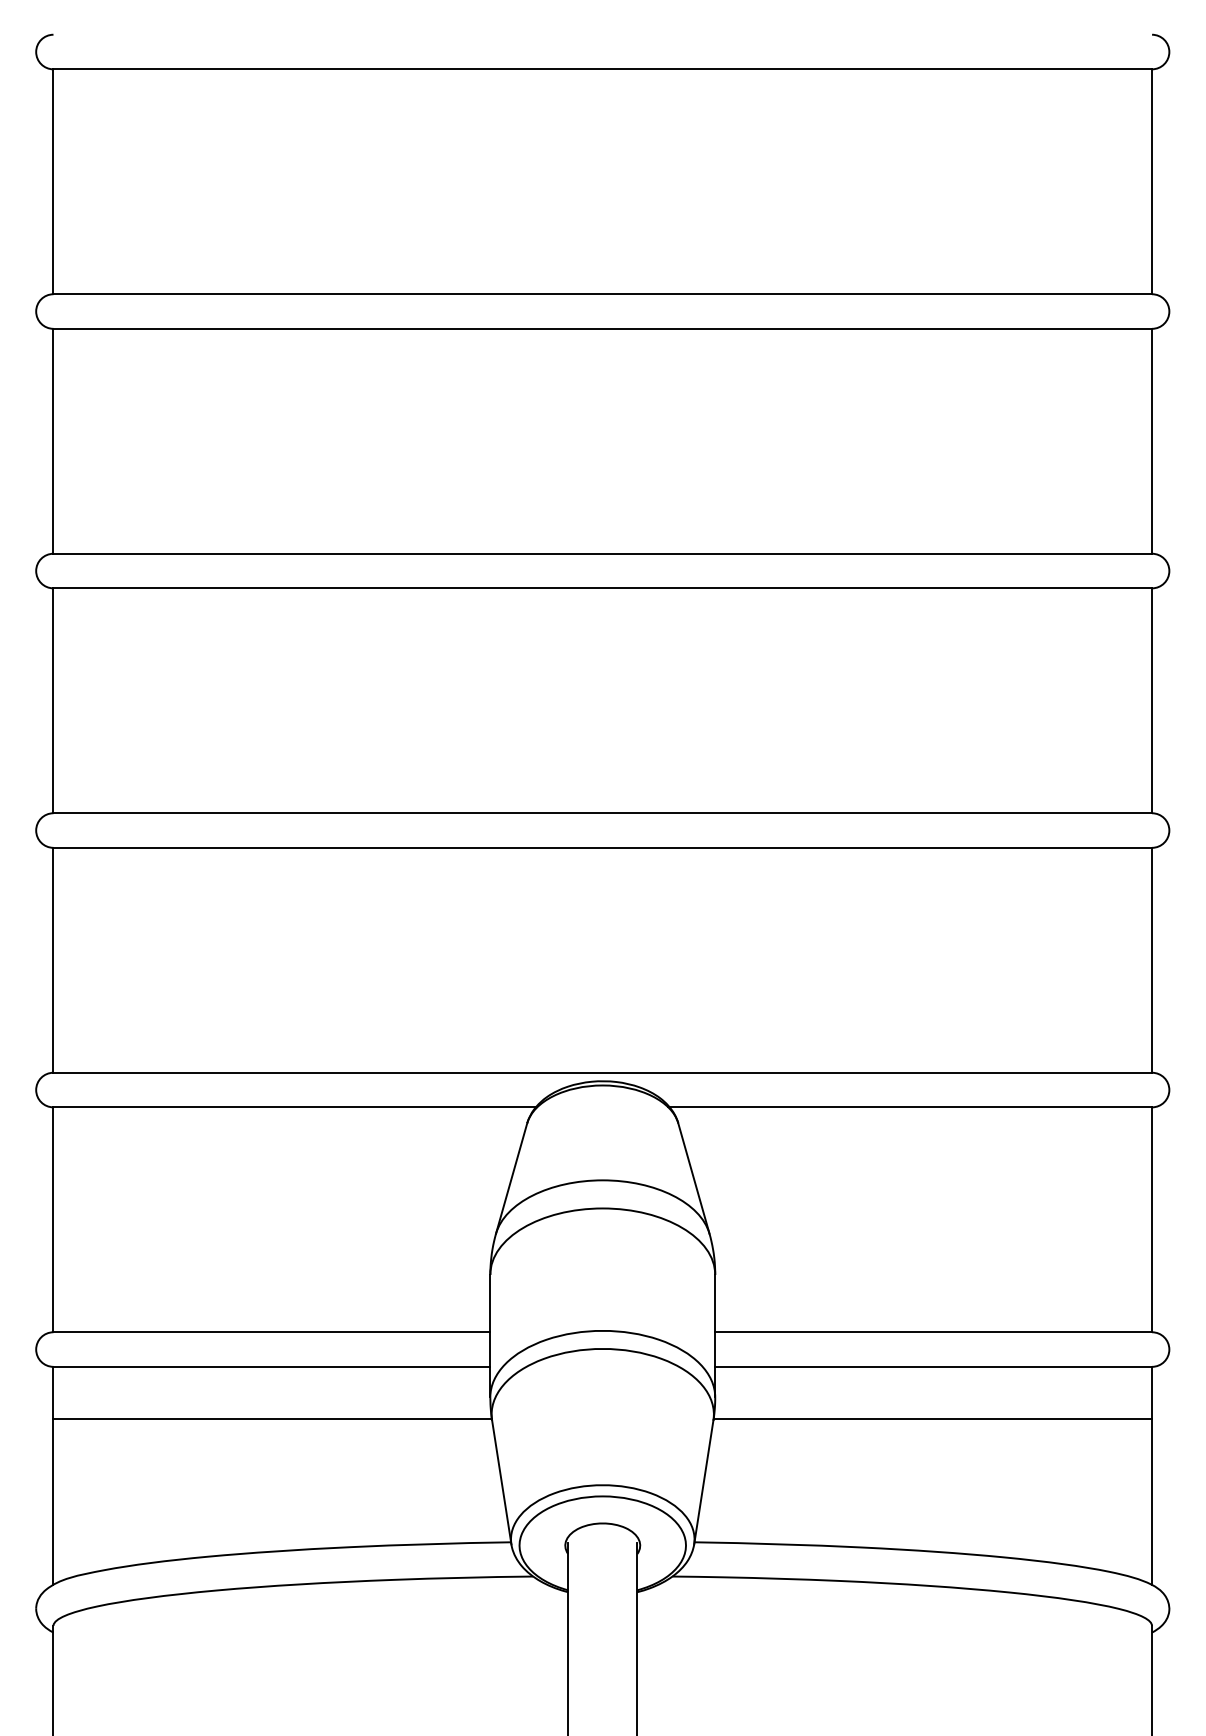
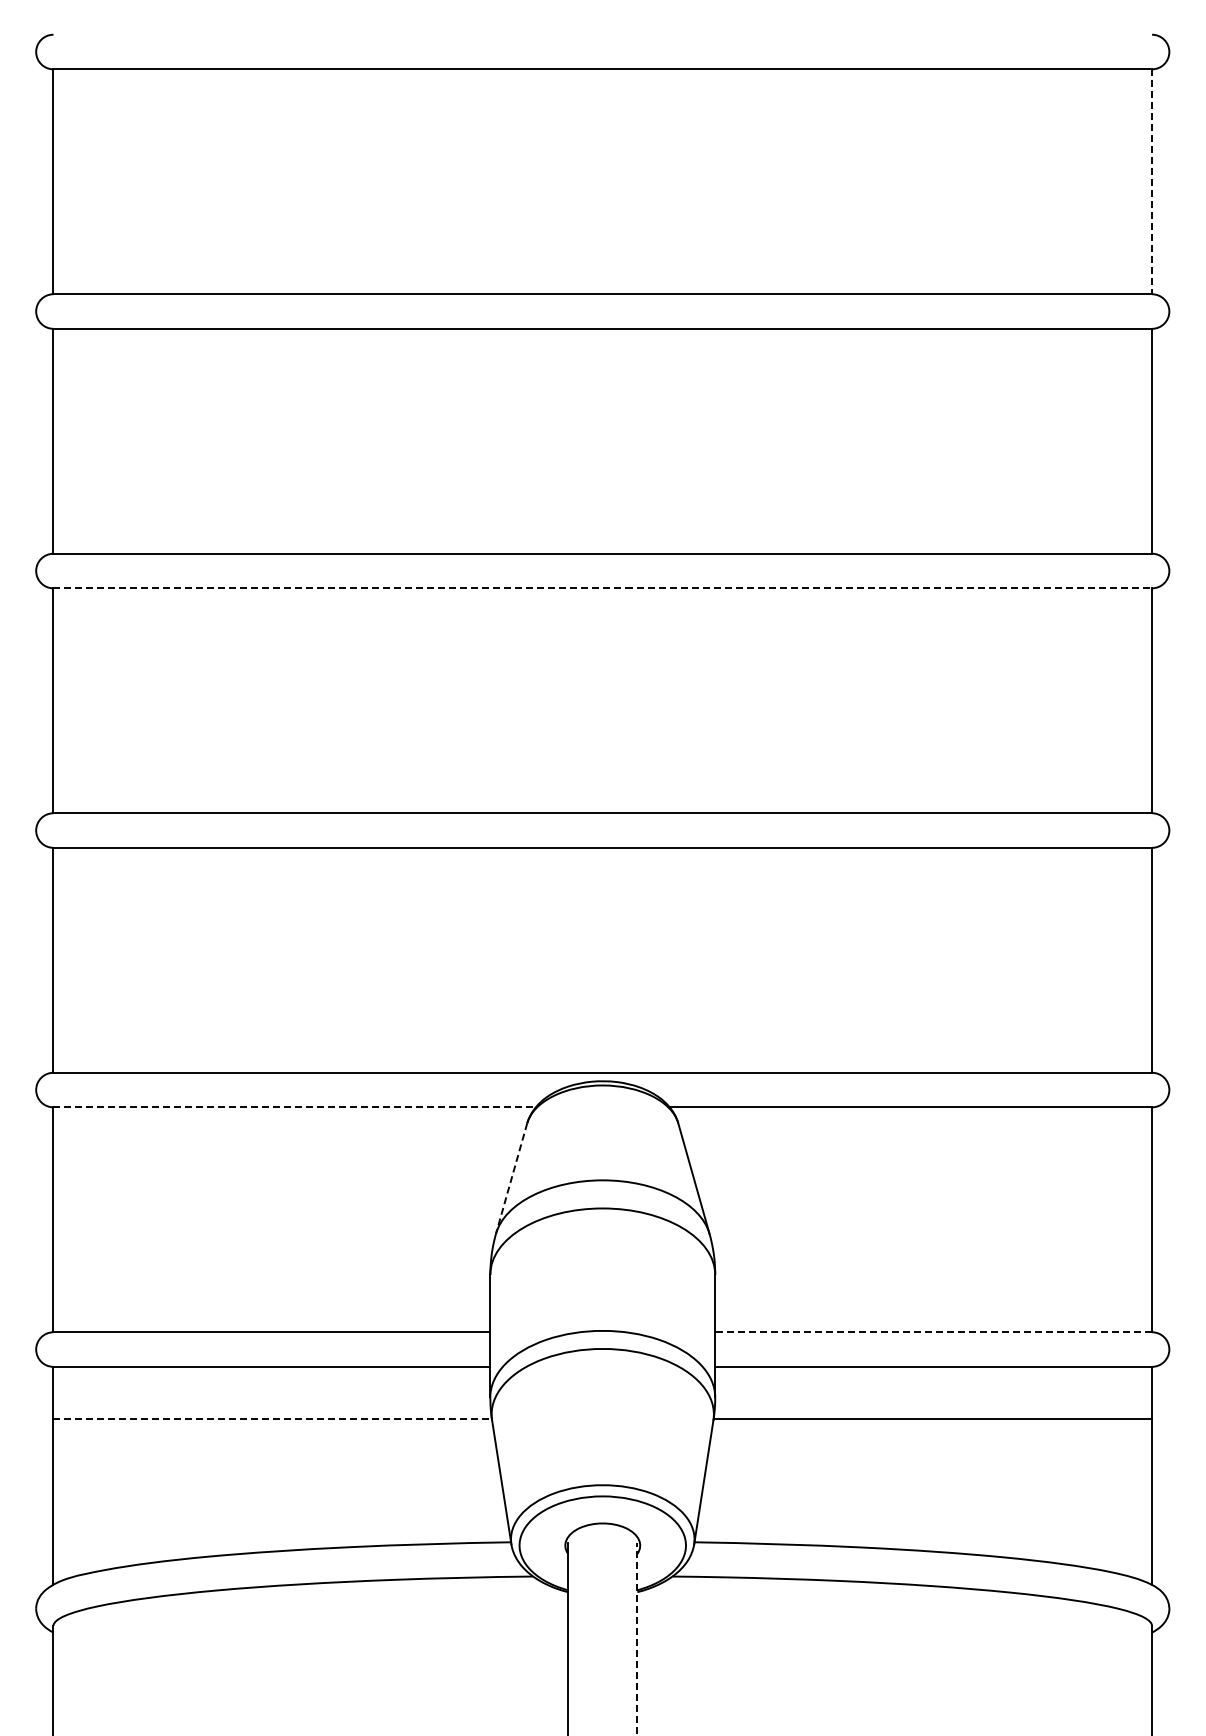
line: solid -> dashed (1152, 182)
line: solid -> dashed (603, 588)
line: solid -> dashed (295, 1107)
line: solid -> dashed (511, 1178)
line: solid -> dashed (933, 1332)
line: solid -> dashed (273, 1418)
line: solid -> dashed (637, 1639)
